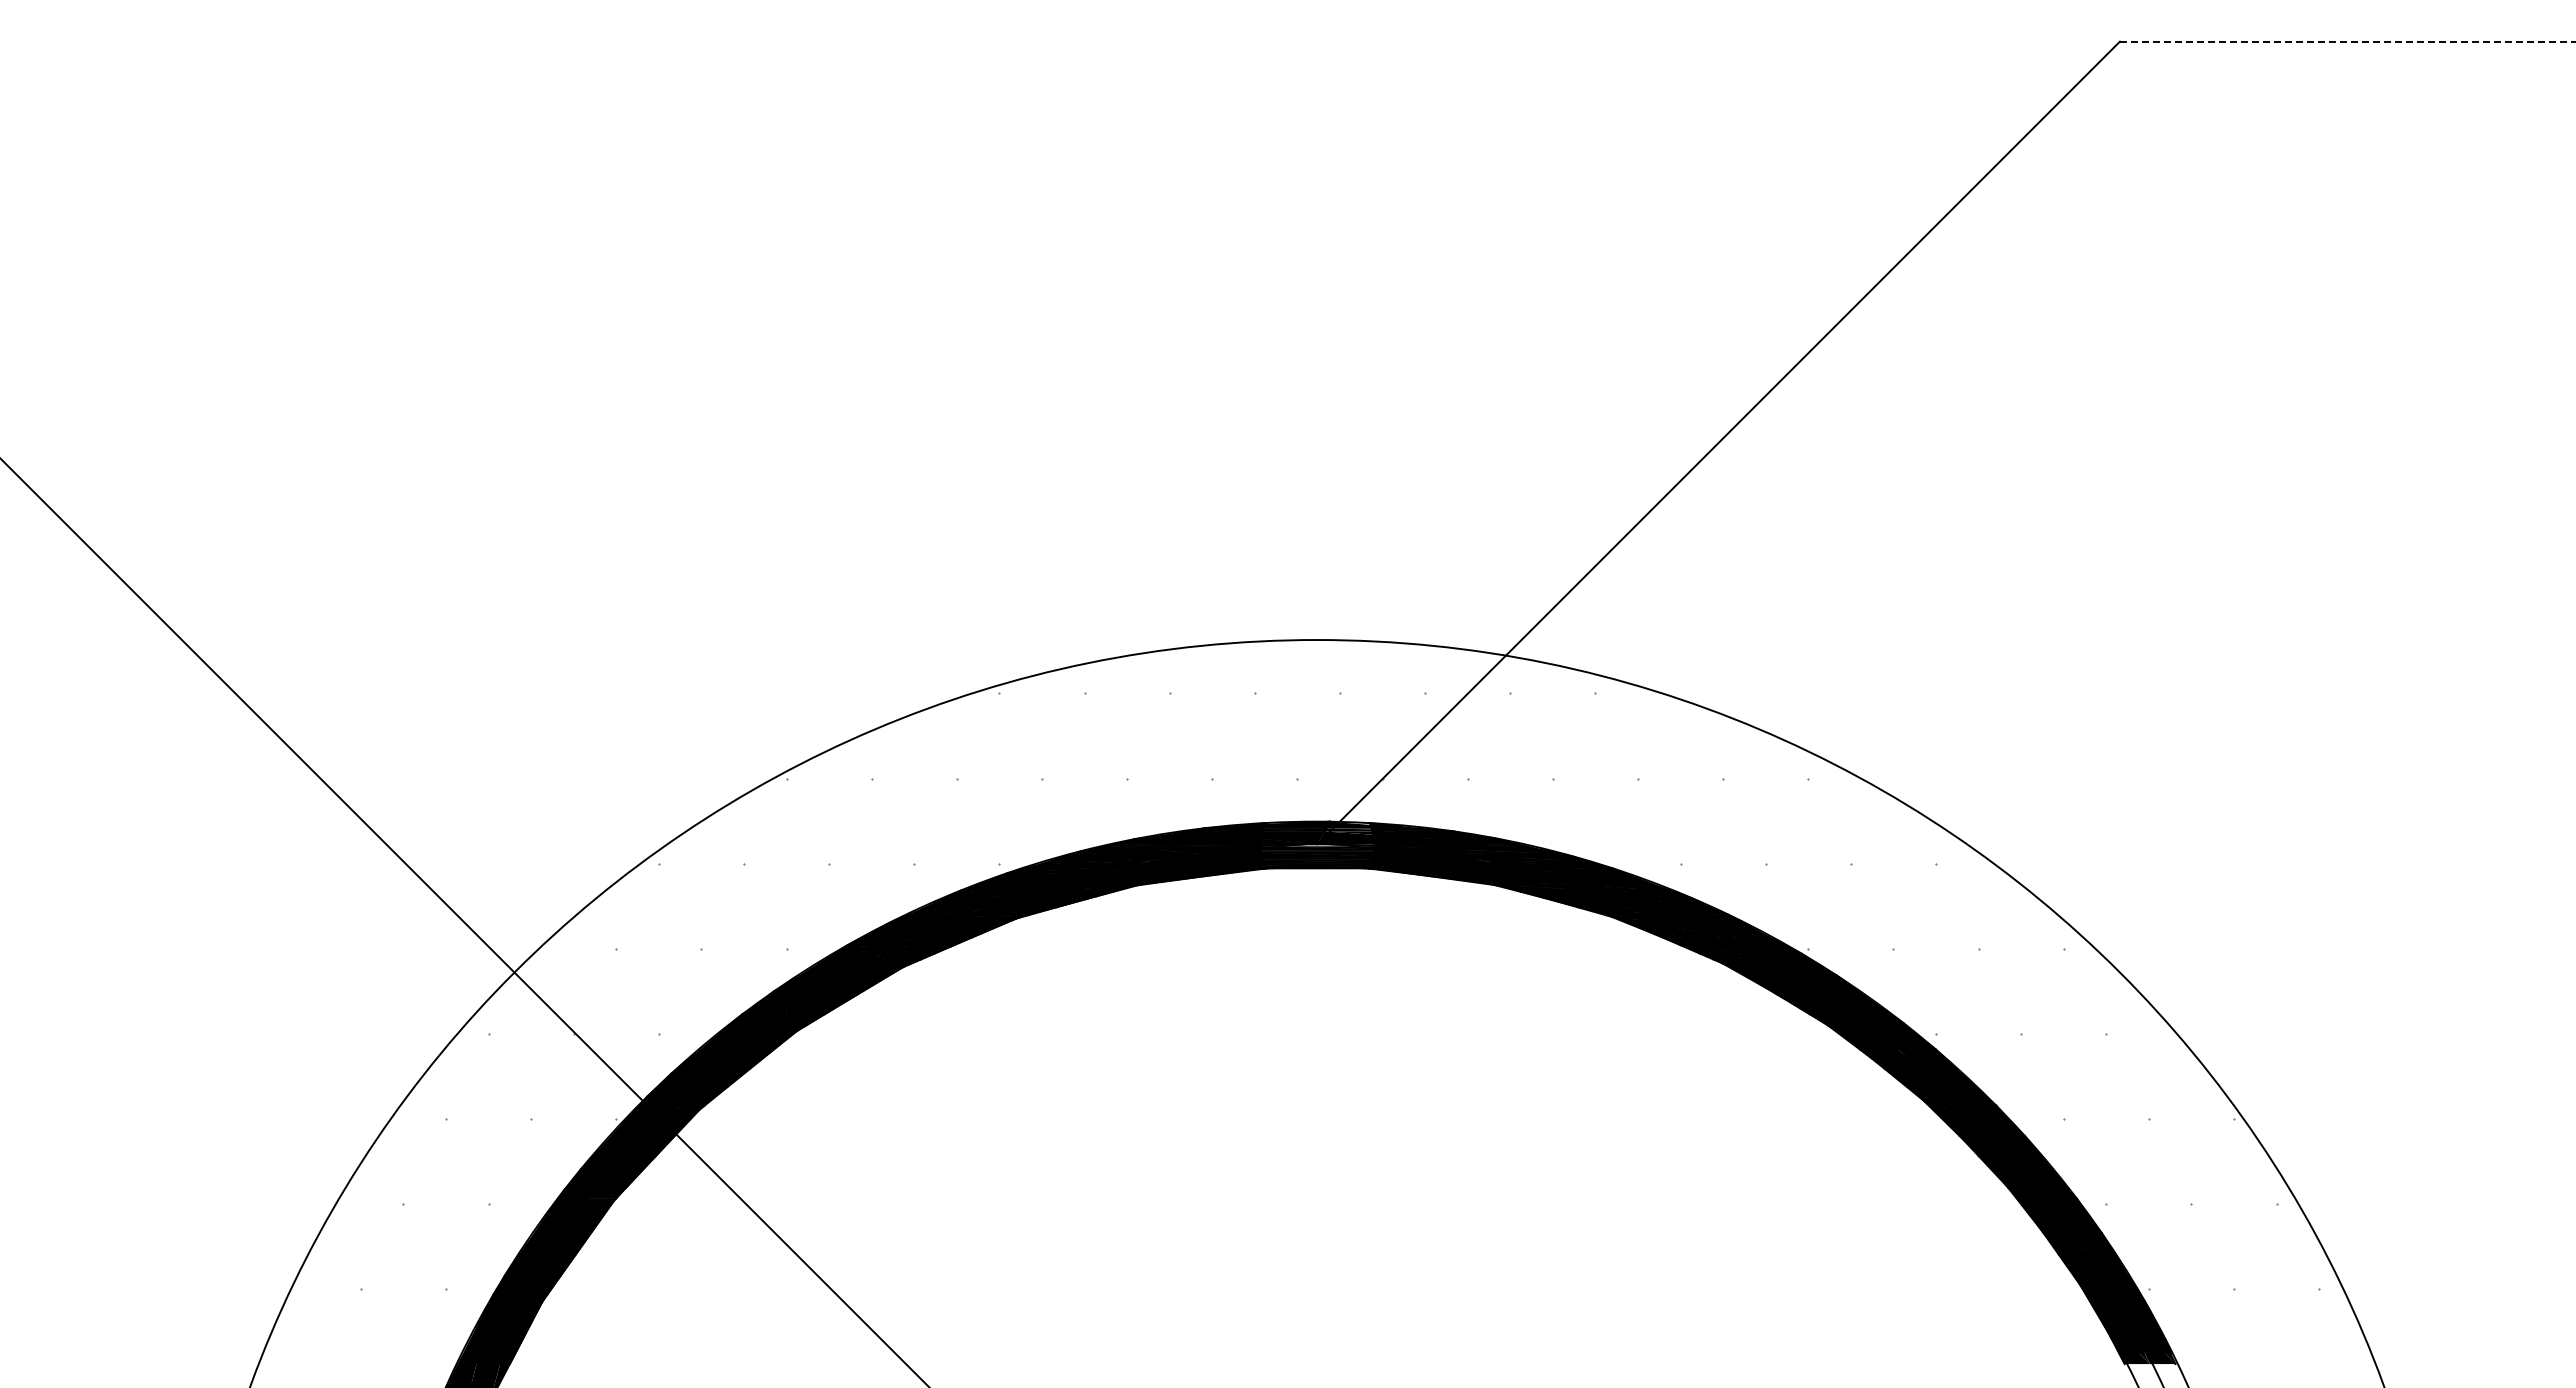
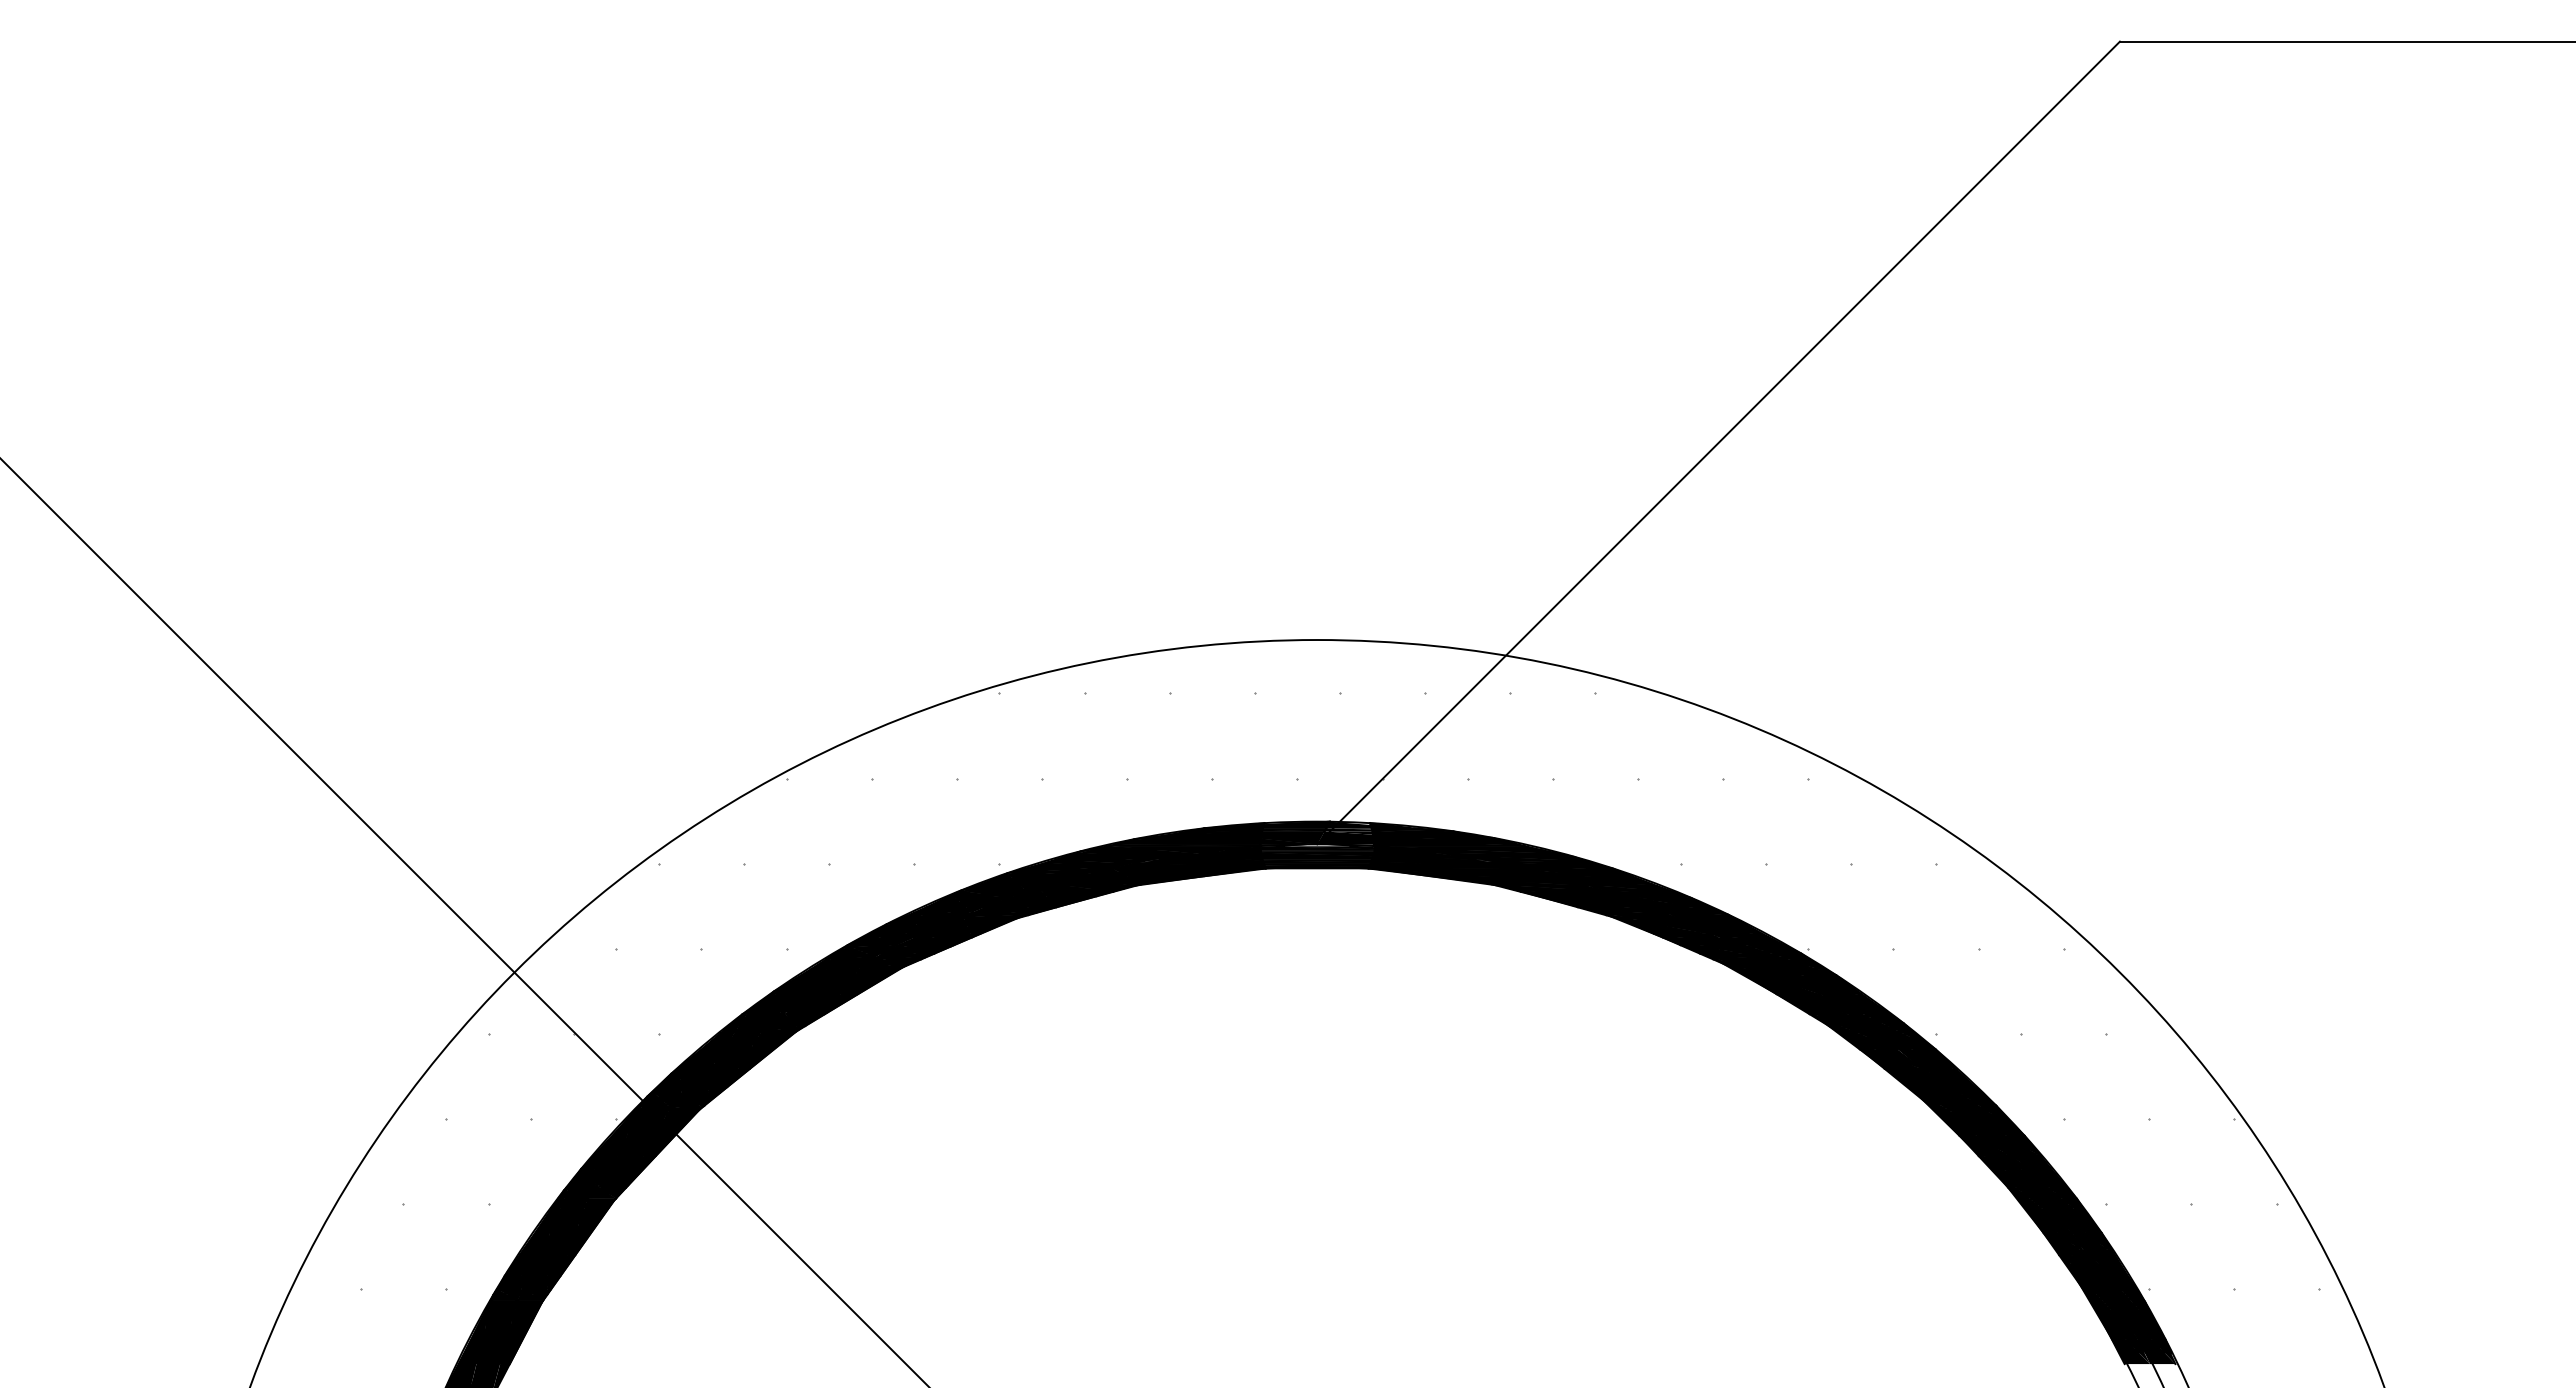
line: dashed -> solid (2347, 41)
